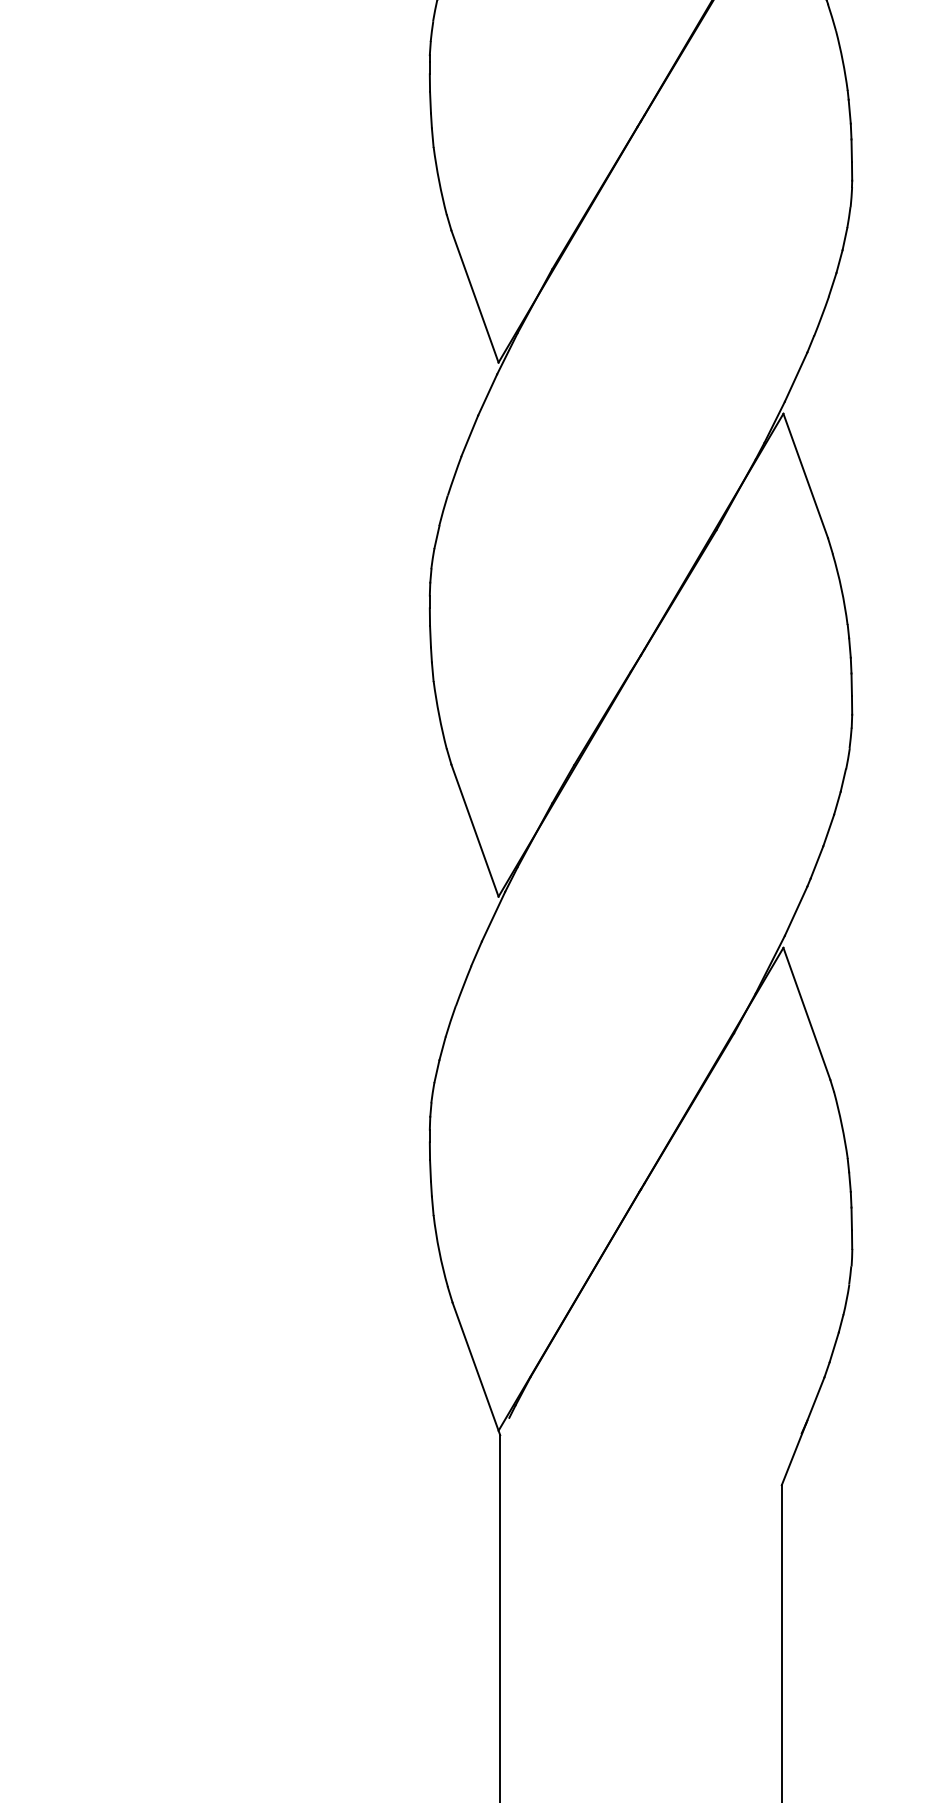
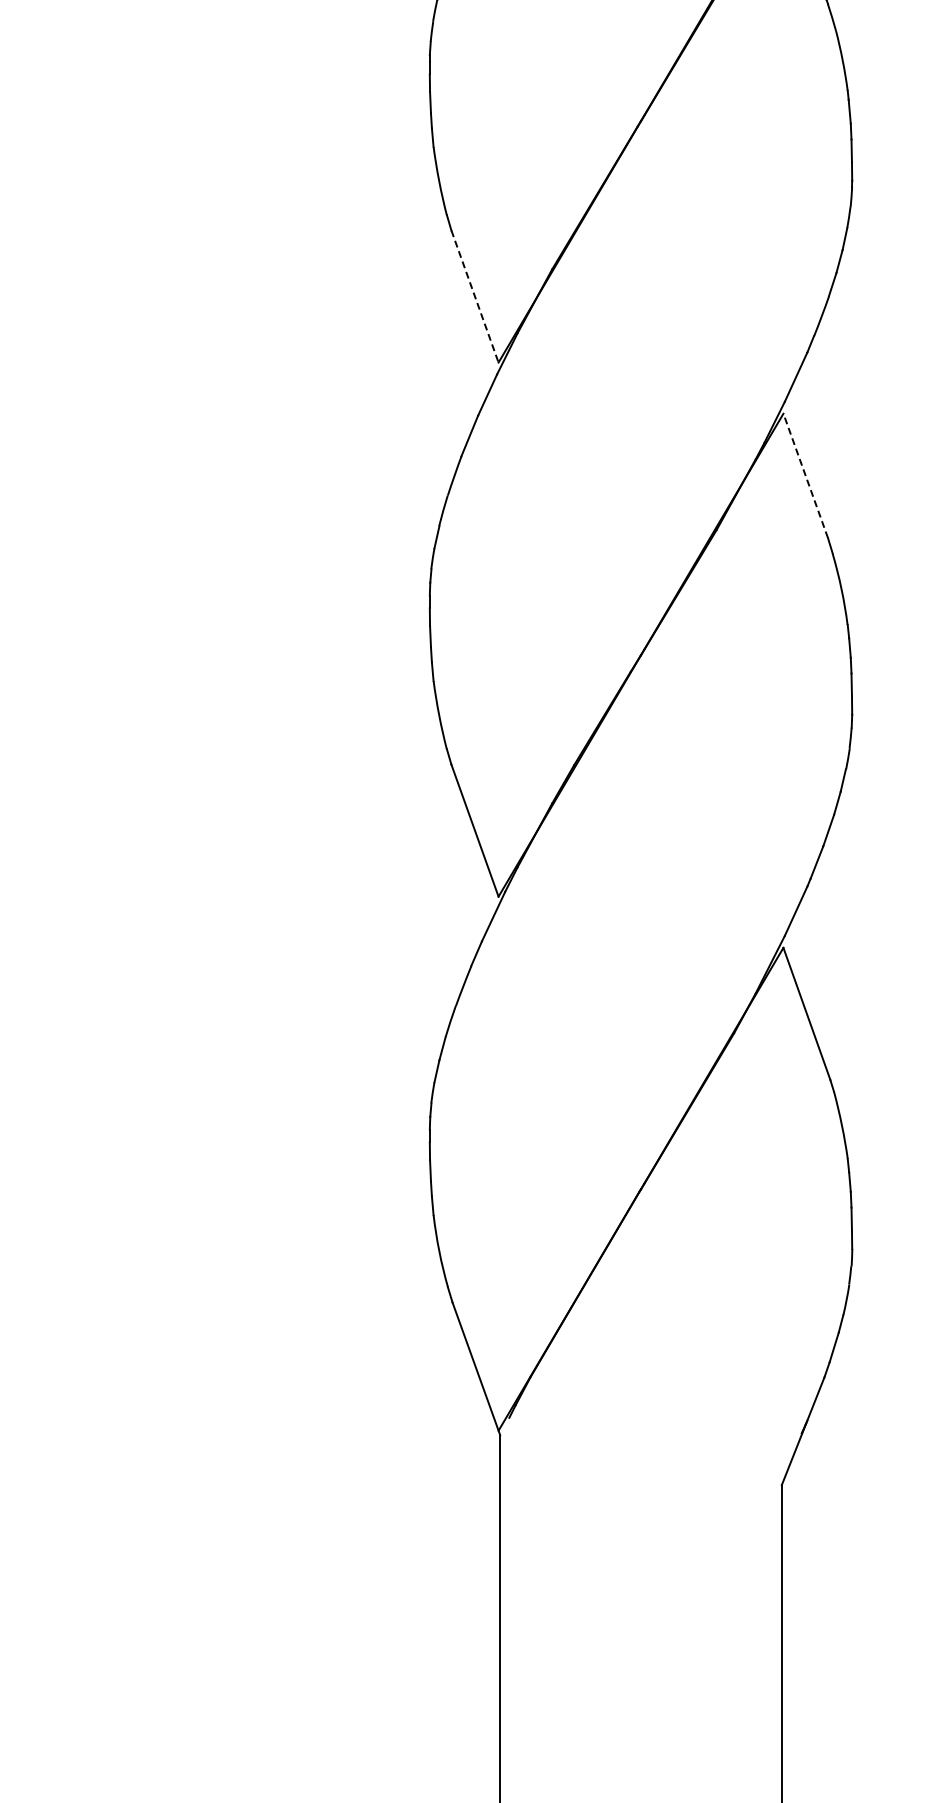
line: solid -> dashed (475, 297)
line: solid -> dashed (805, 475)
